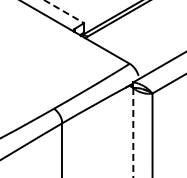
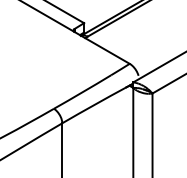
line: dashed -> solid (64, 11)
line: dashed -> solid (133, 132)
